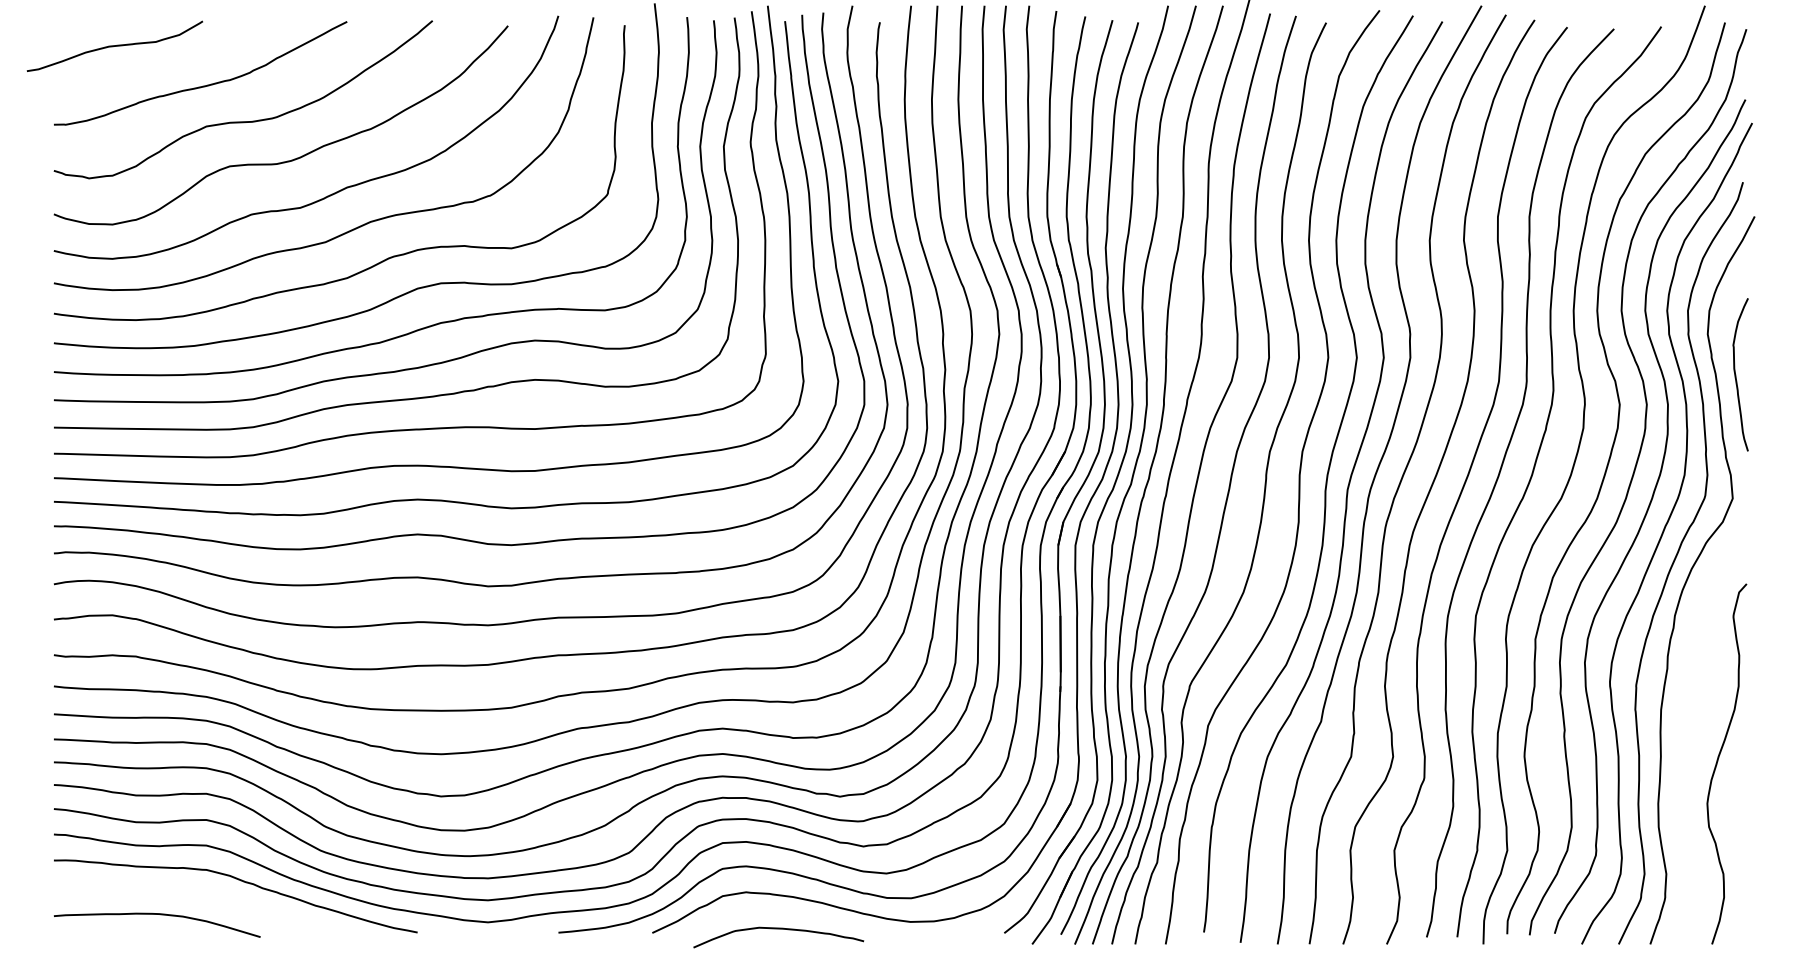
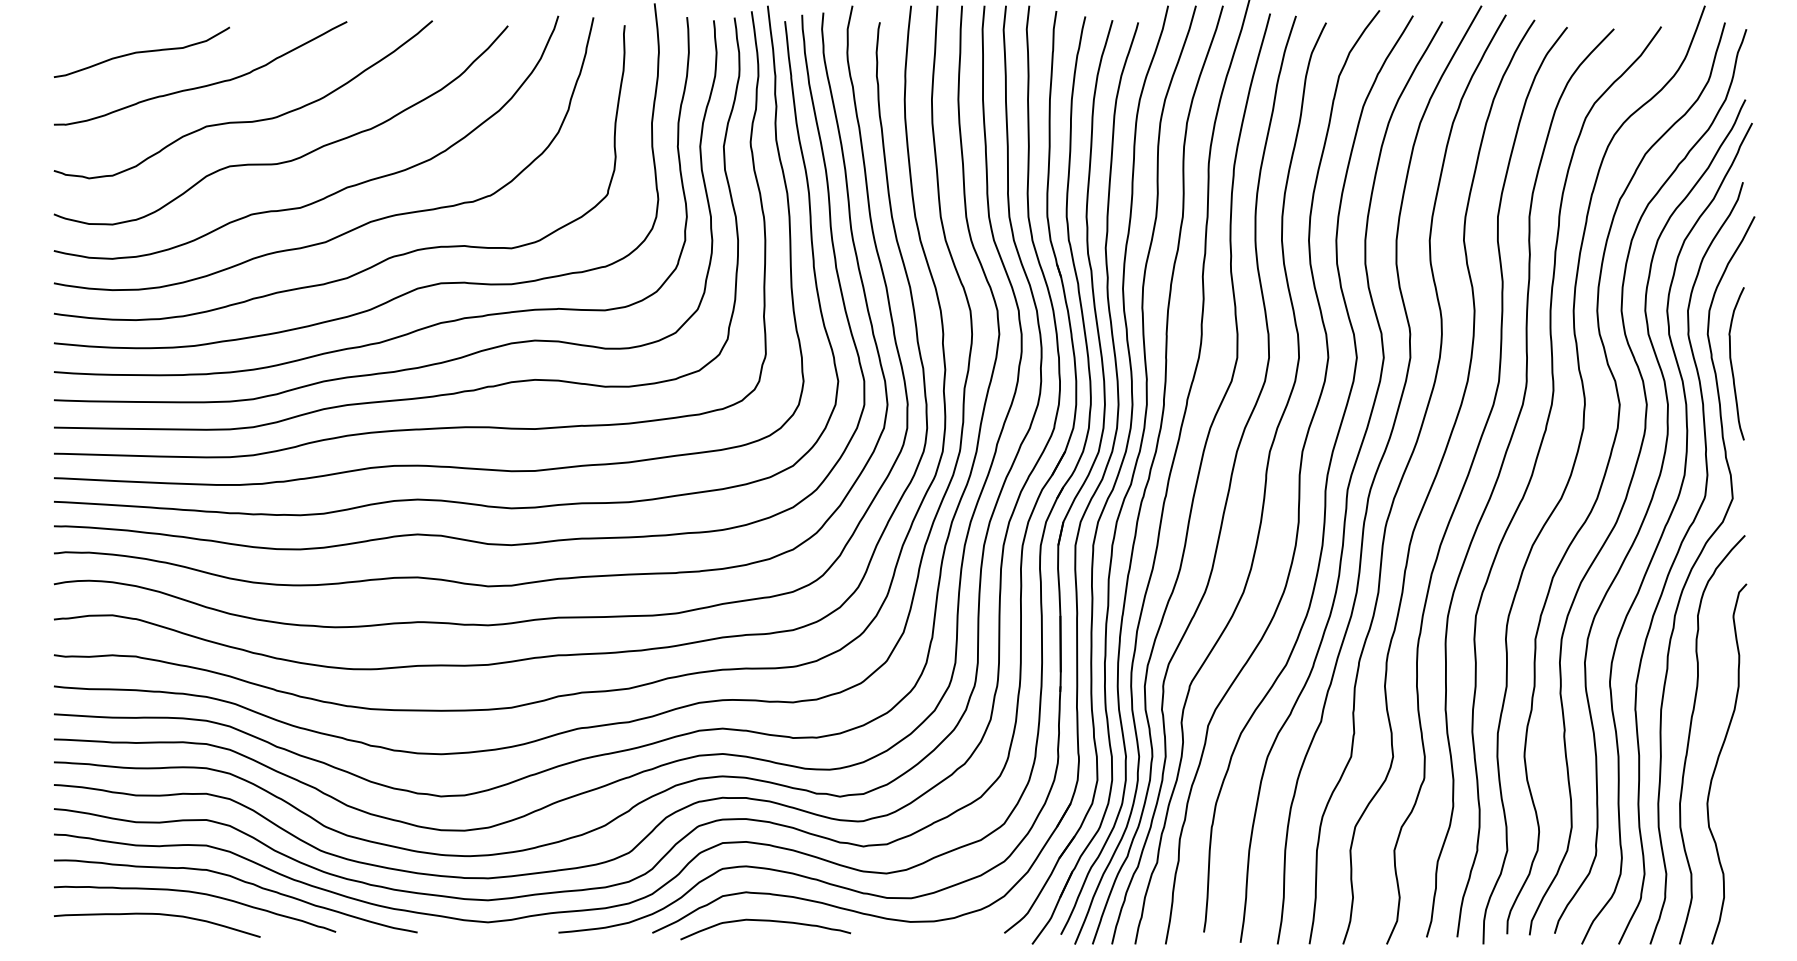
curve position: (114, 45) -> (141, 51) (141, 51)
curve position: (1736, 374) -> (1732, 363) (1732, 363)
curve: none -> present (1690, 735)
curve: none -> present (199, 894)
curve position: (778, 929) -> (765, 921) (765, 921)
